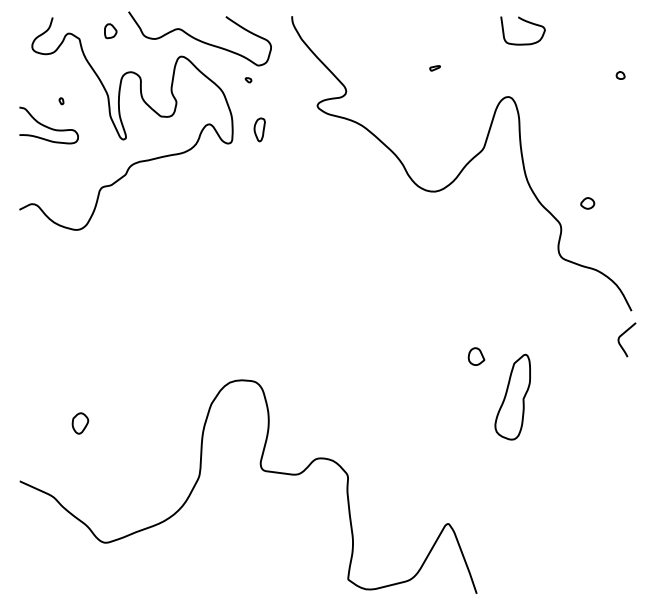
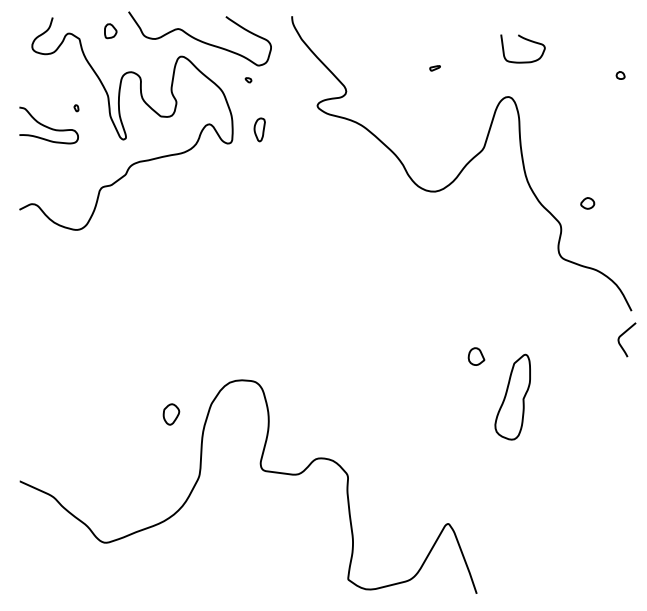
curve position: (526, 22) -> (526, 40) (526, 40)
part position: (61, 101) -> (76, 108) (76, 108)
part position: (80, 423) -> (171, 414) (171, 414)
